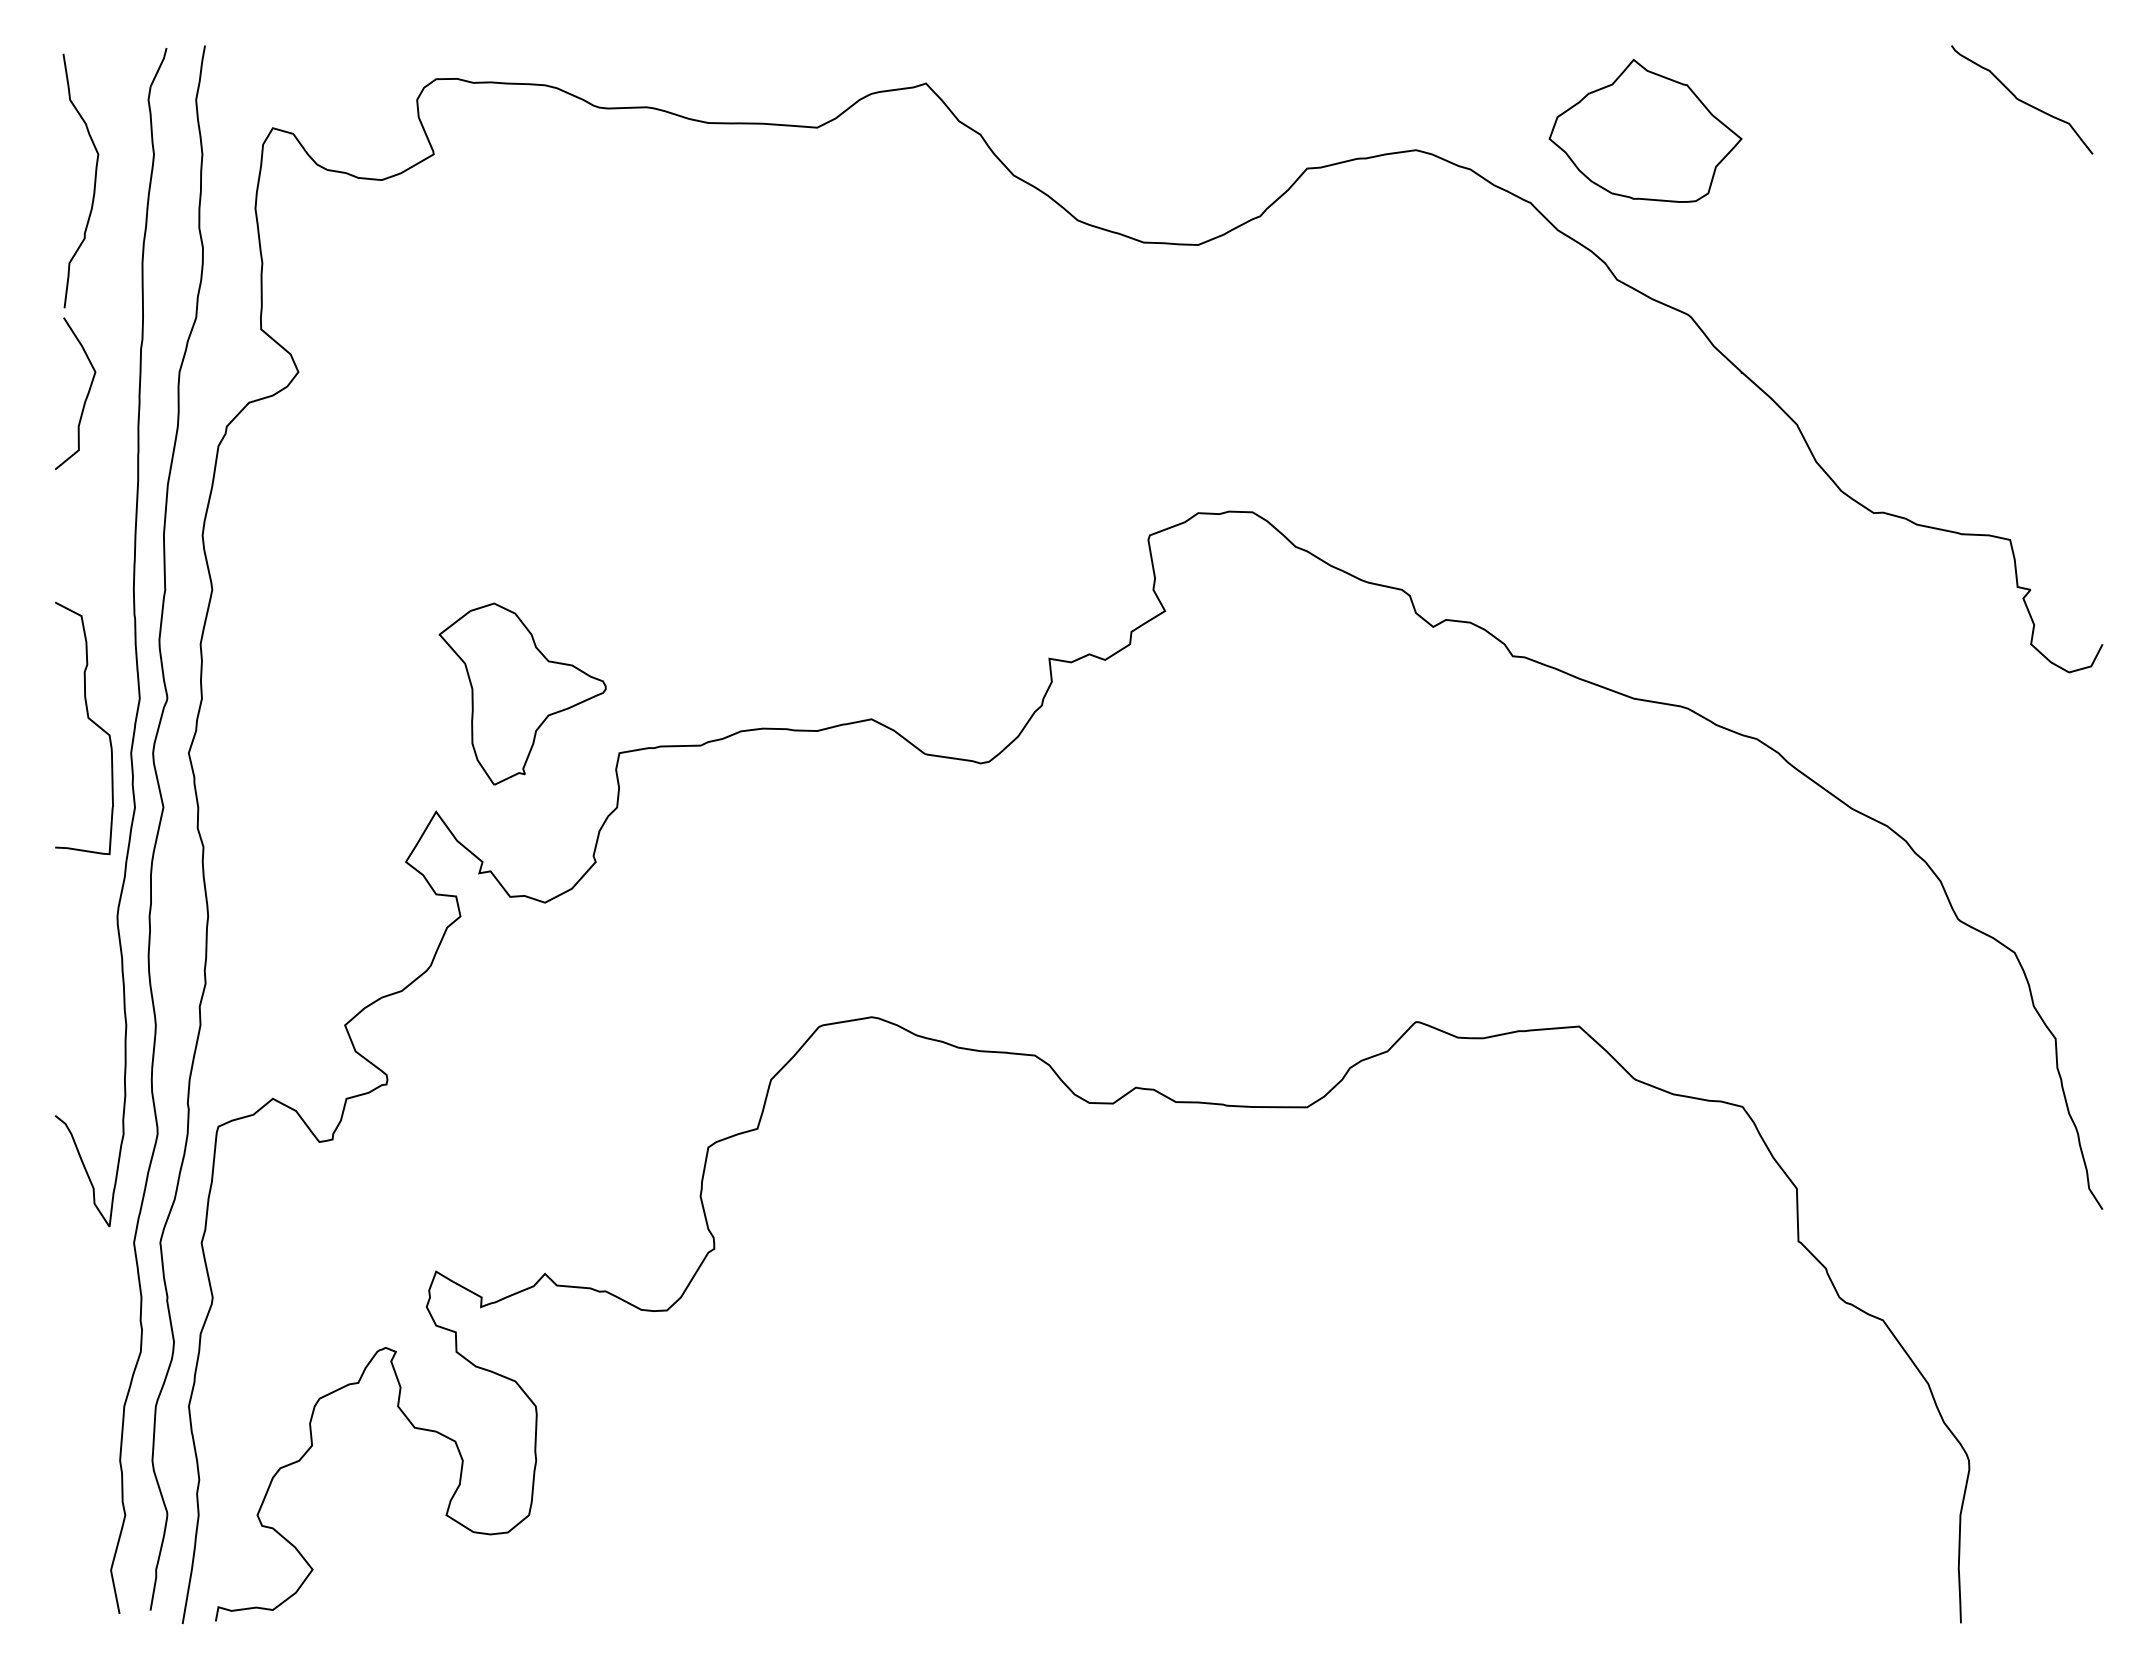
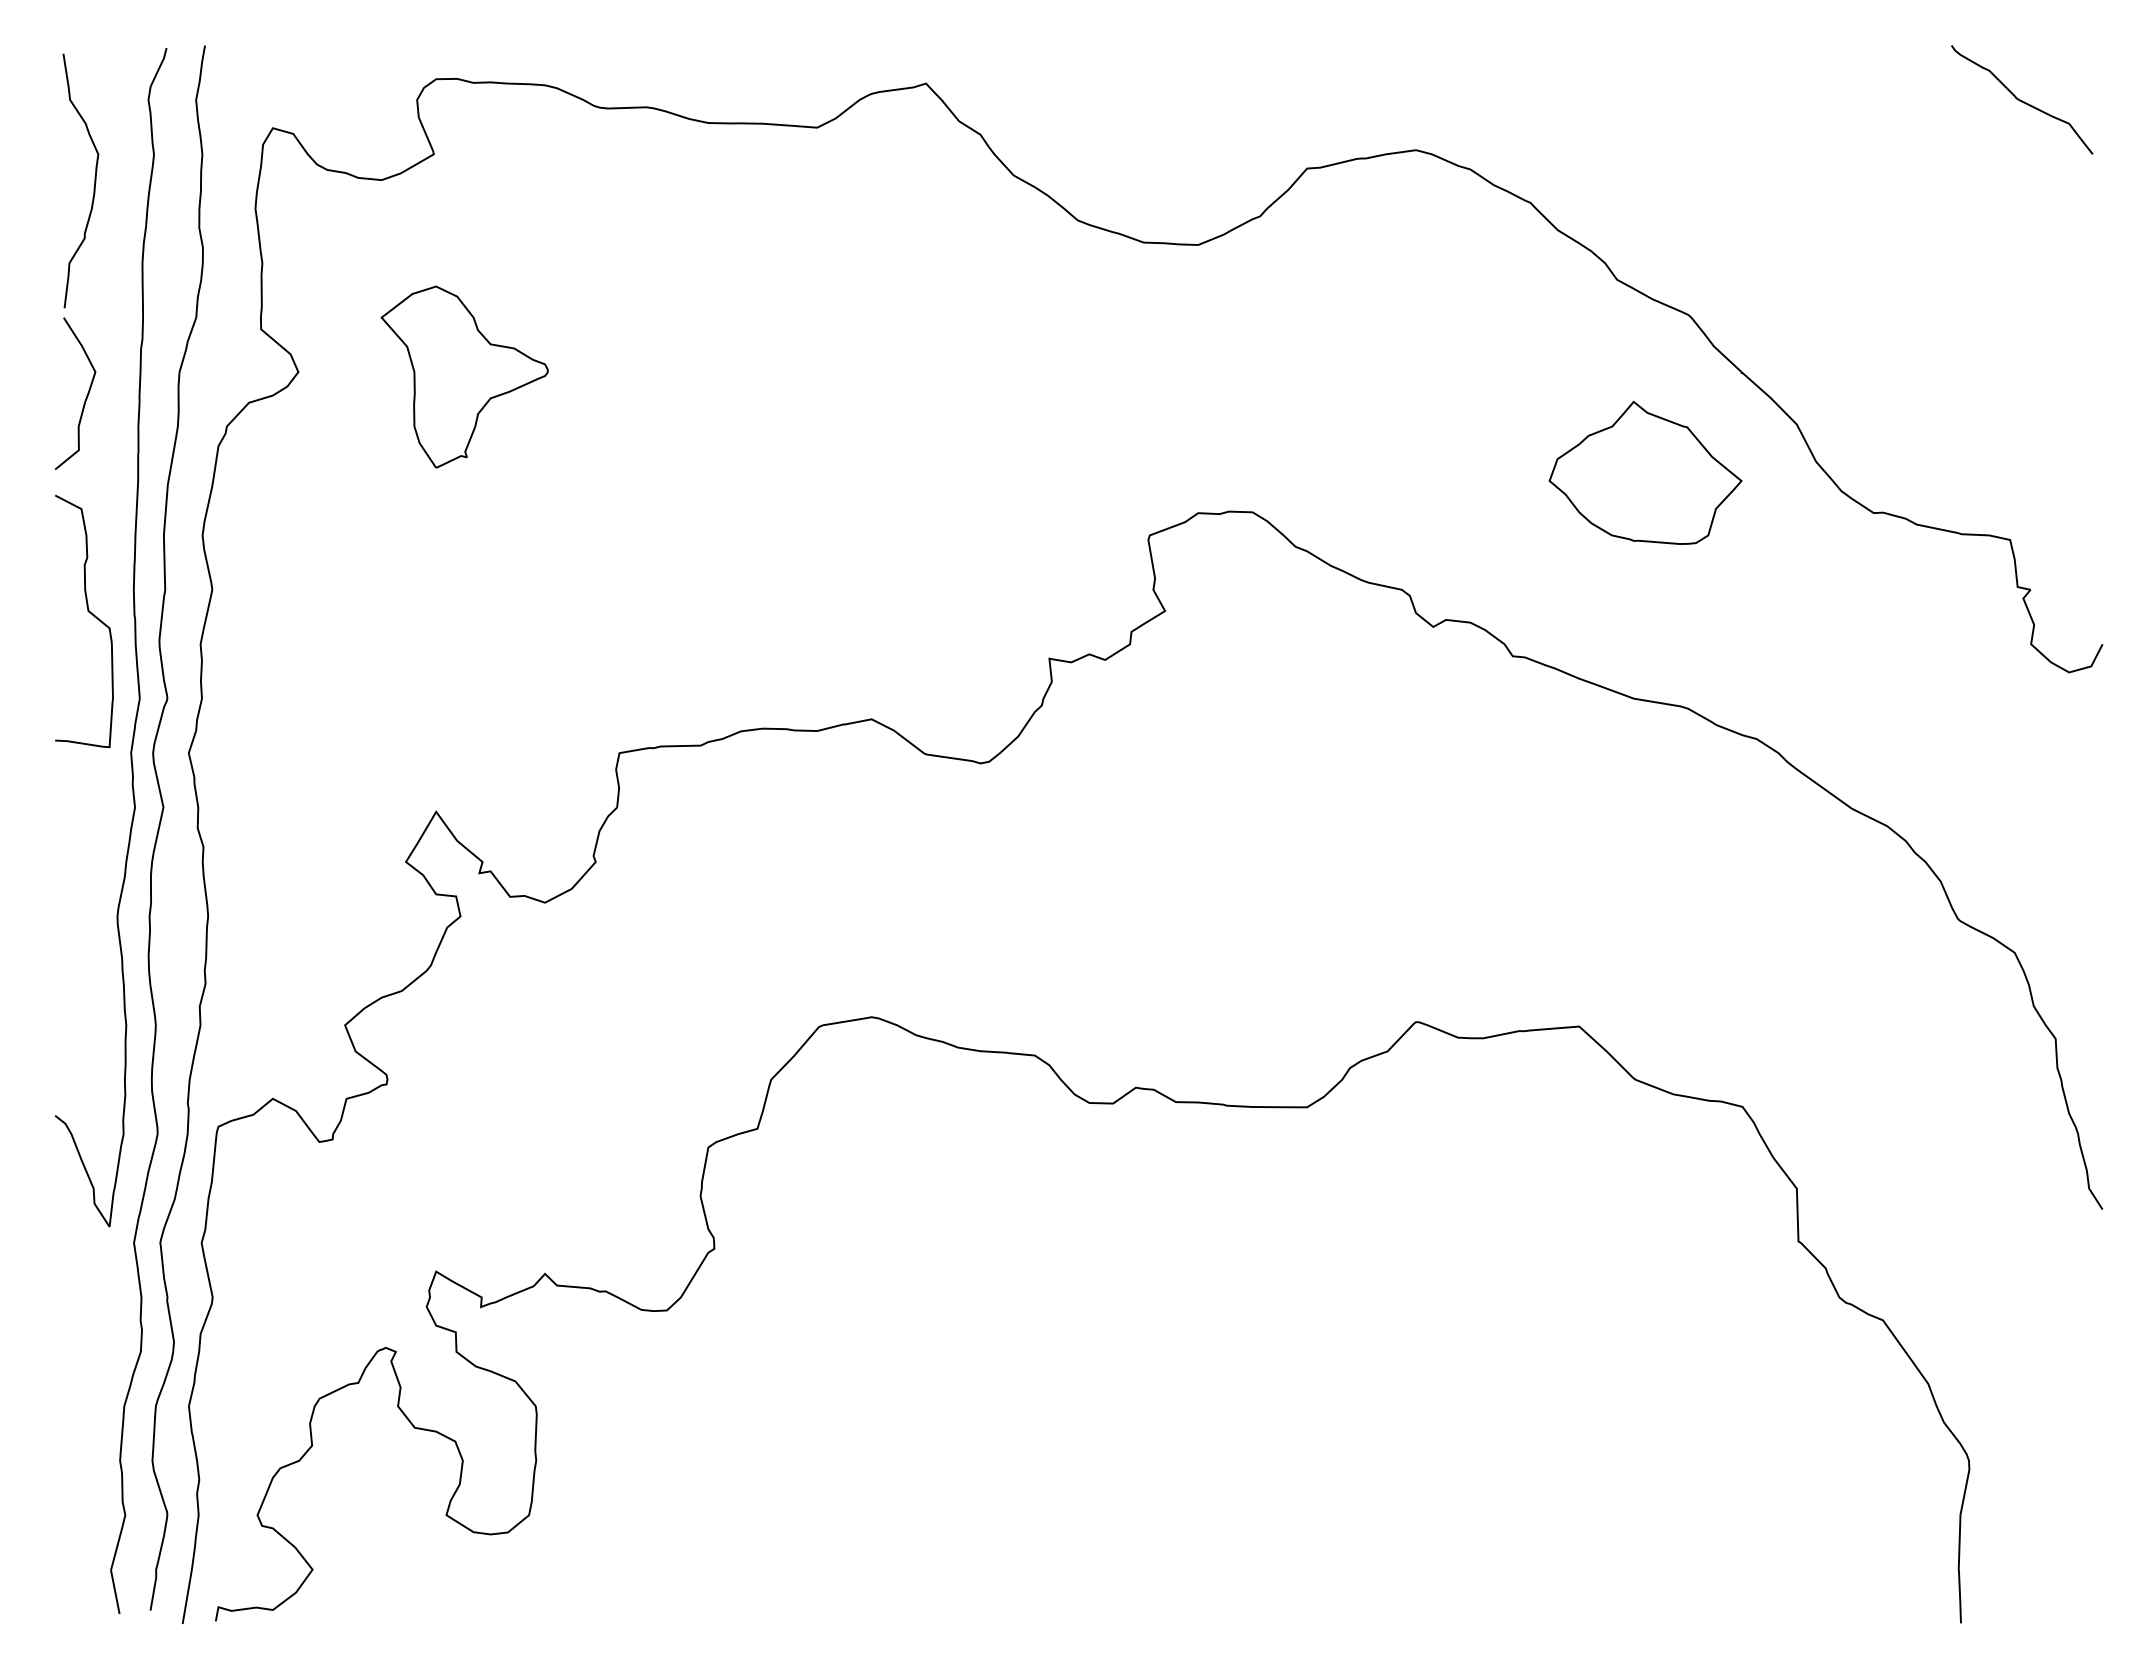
part position: (1645, 130) -> (1645, 472) (1645, 472)
part position: (522, 693) -> (464, 376) (464, 376)
curve position: (89, 720) -> (89, 613) (89, 613)
